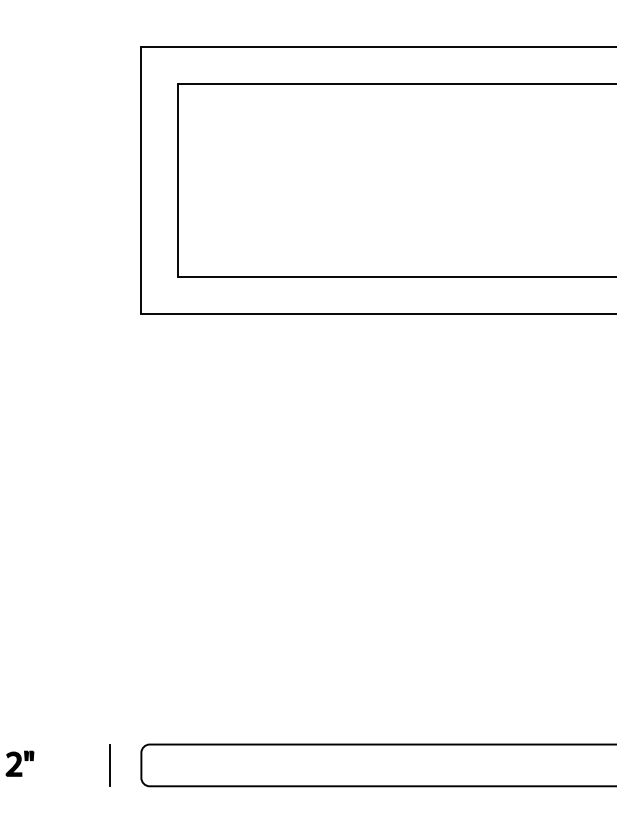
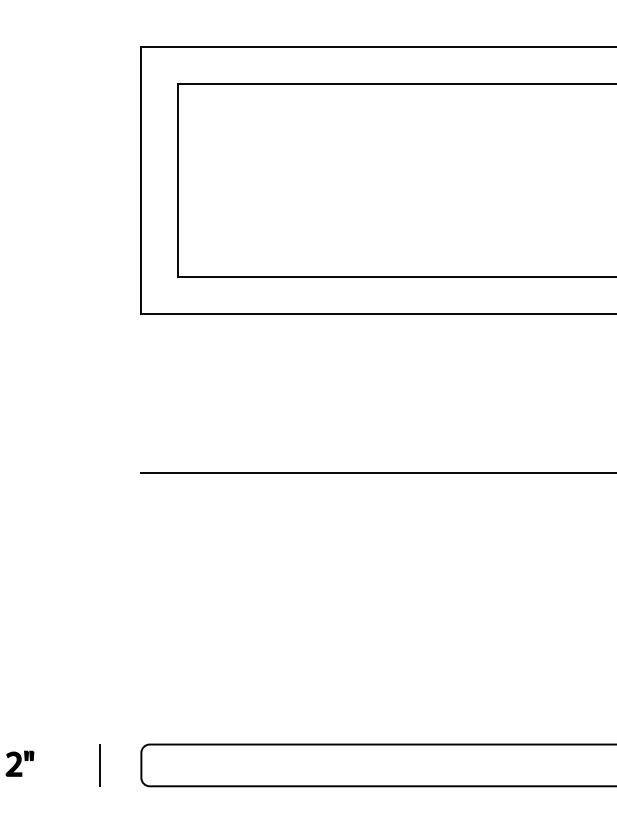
line: none -> present (377, 473)
line position: (109, 765) -> (99, 765) (99, 765)
